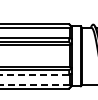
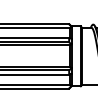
line: dashed -> solid (34, 74)
line: dashed -> solid (35, 84)
